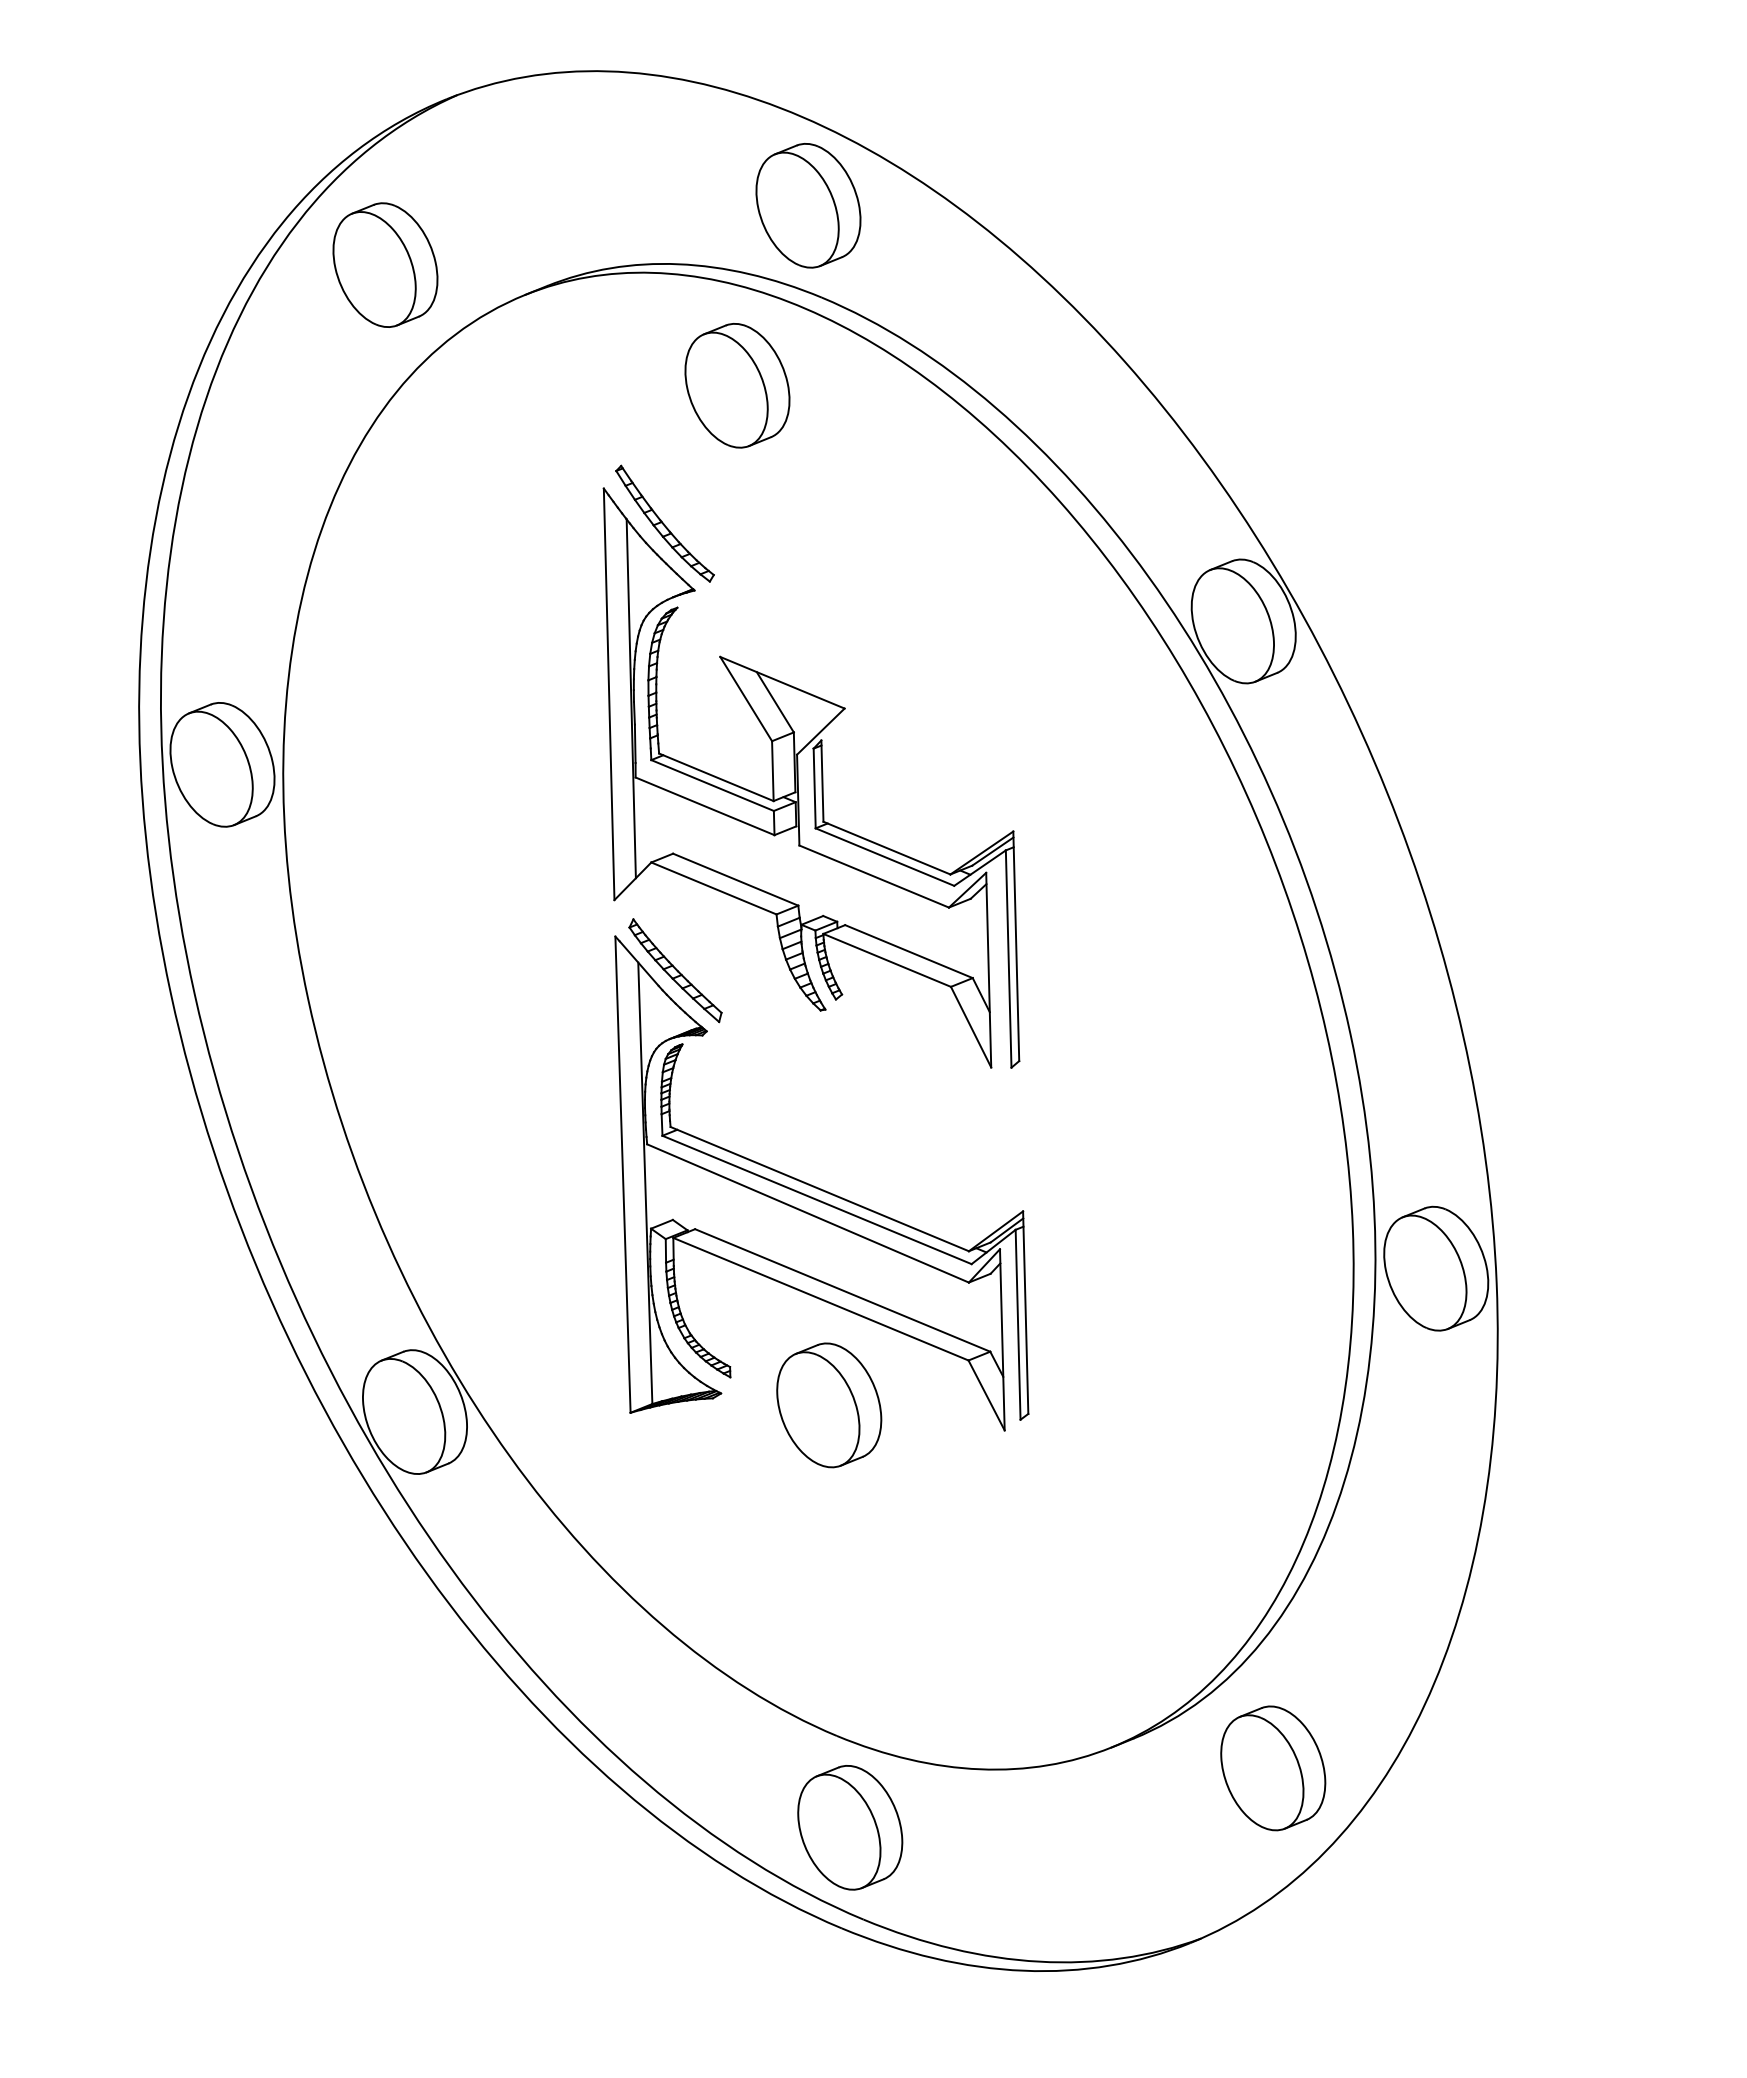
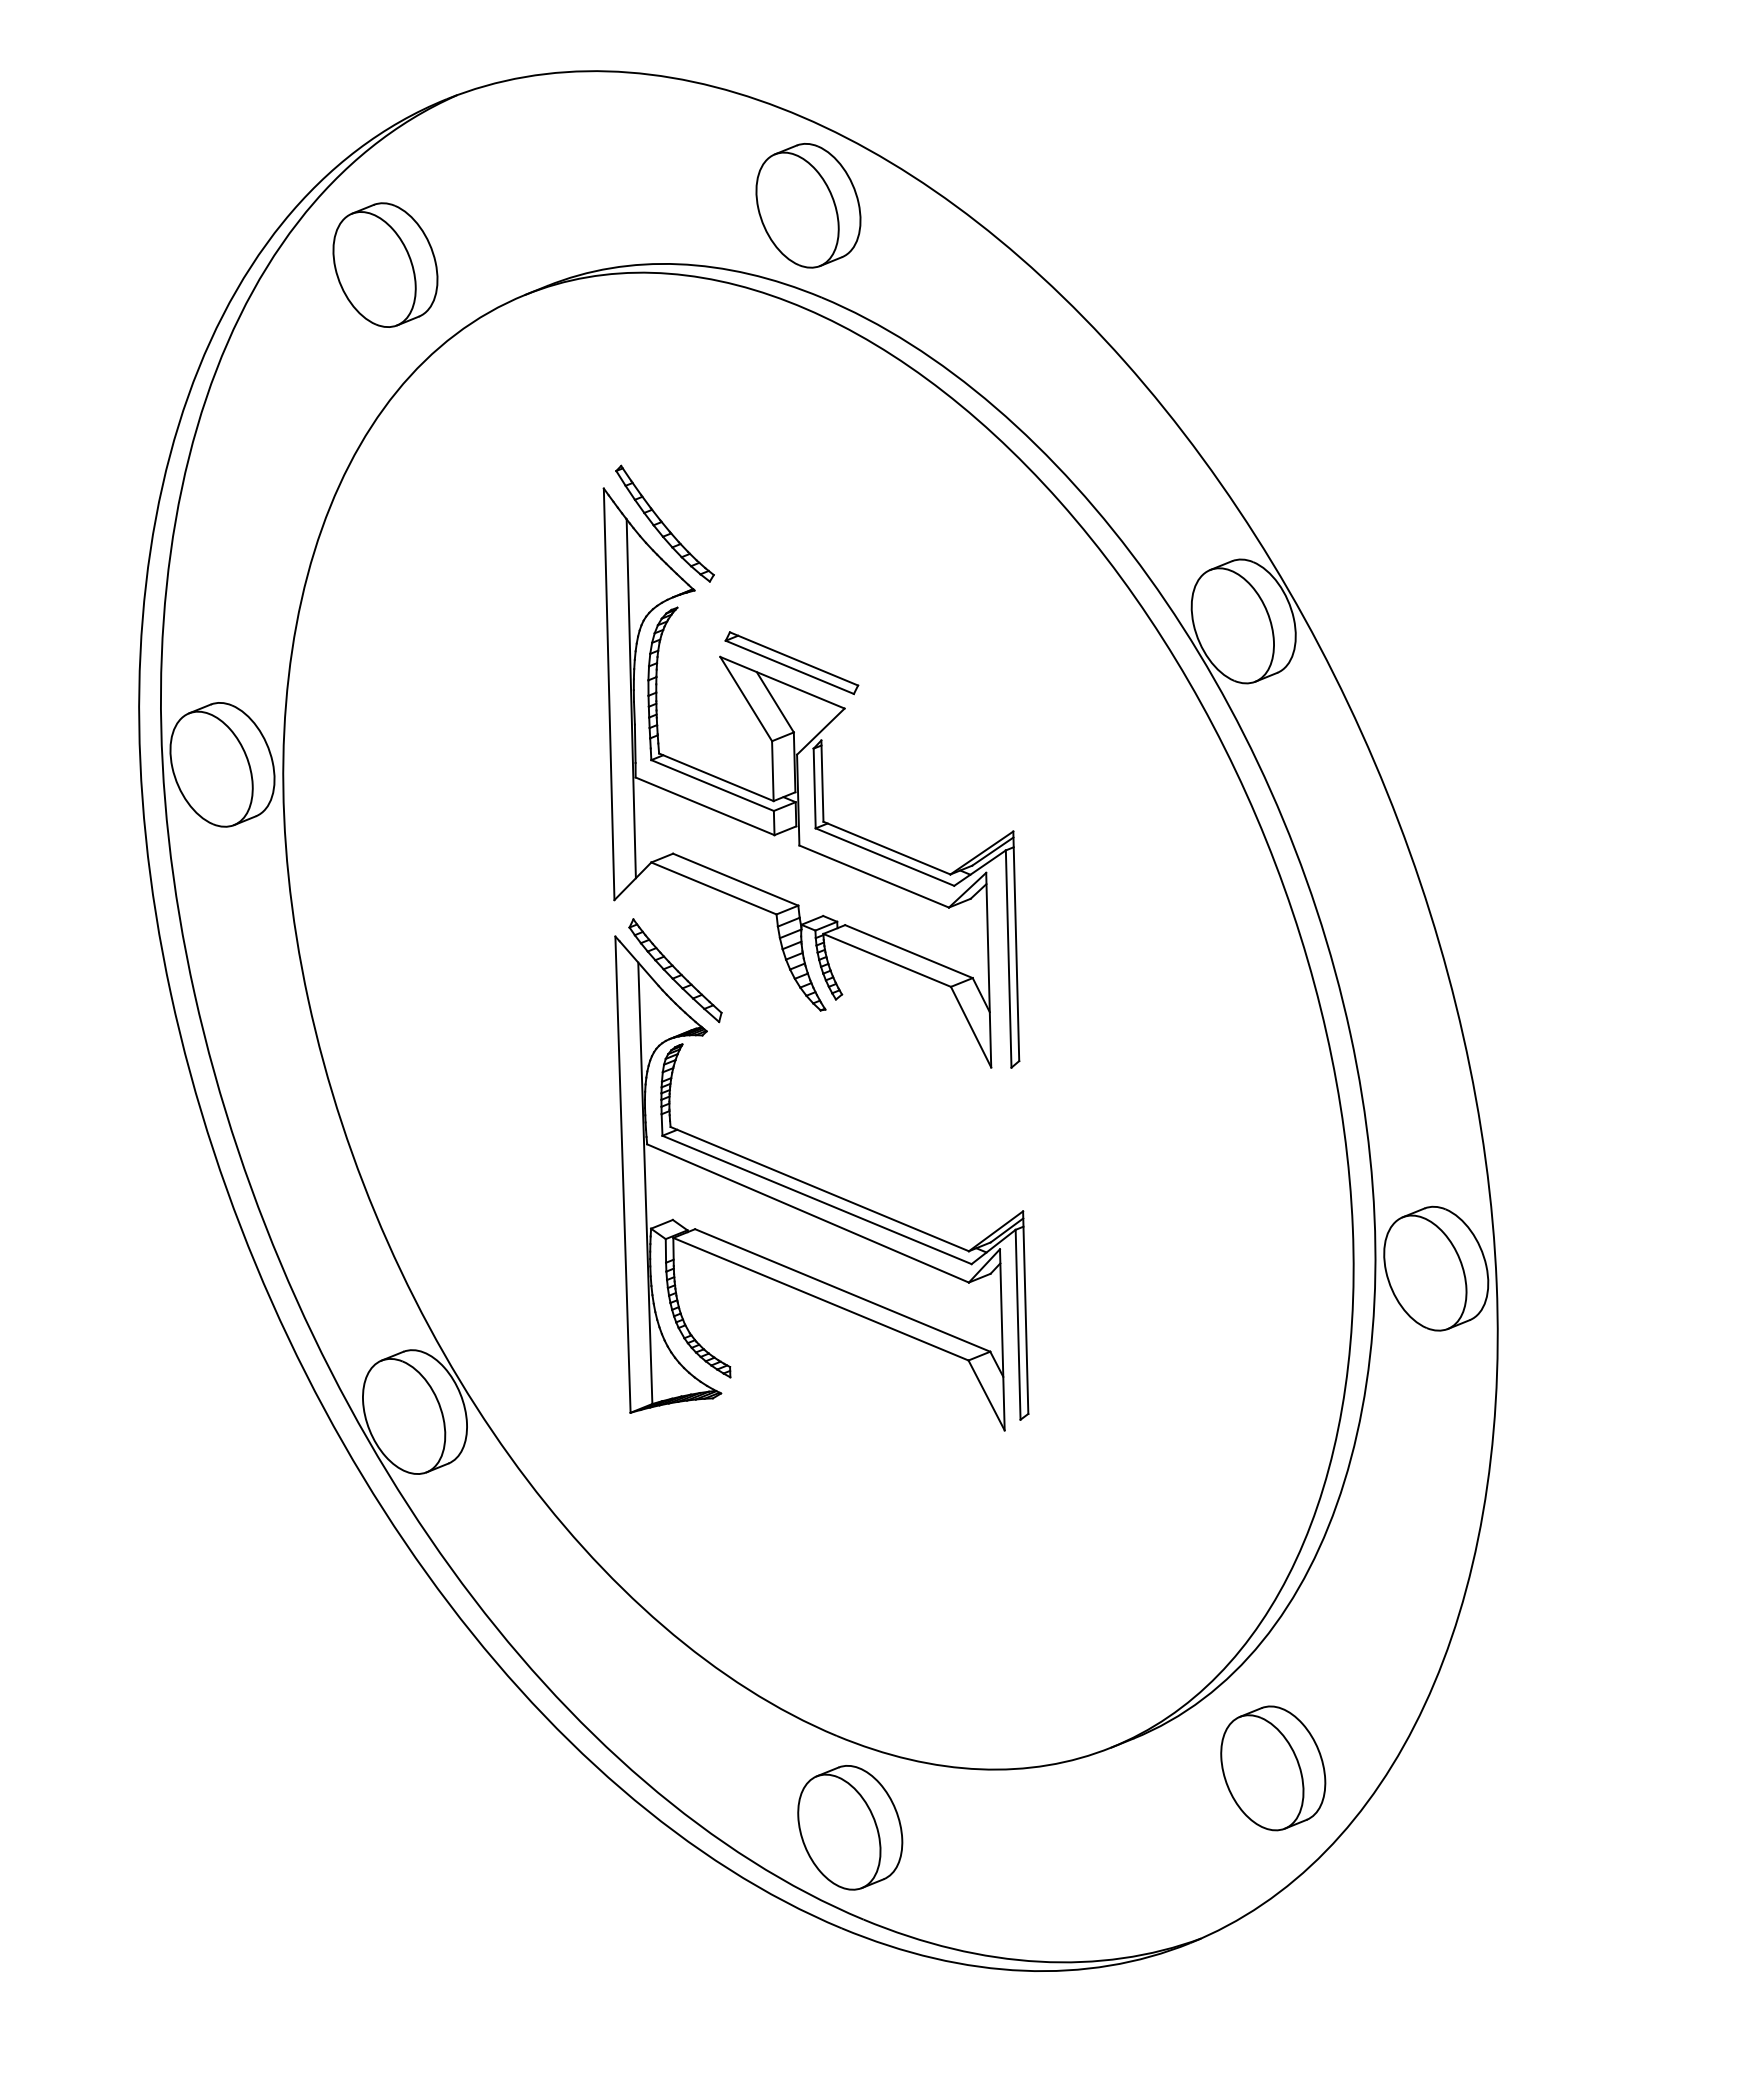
part: present -> none (737, 385)
part: none -> present (791, 663)
part: present -> none (829, 1405)
